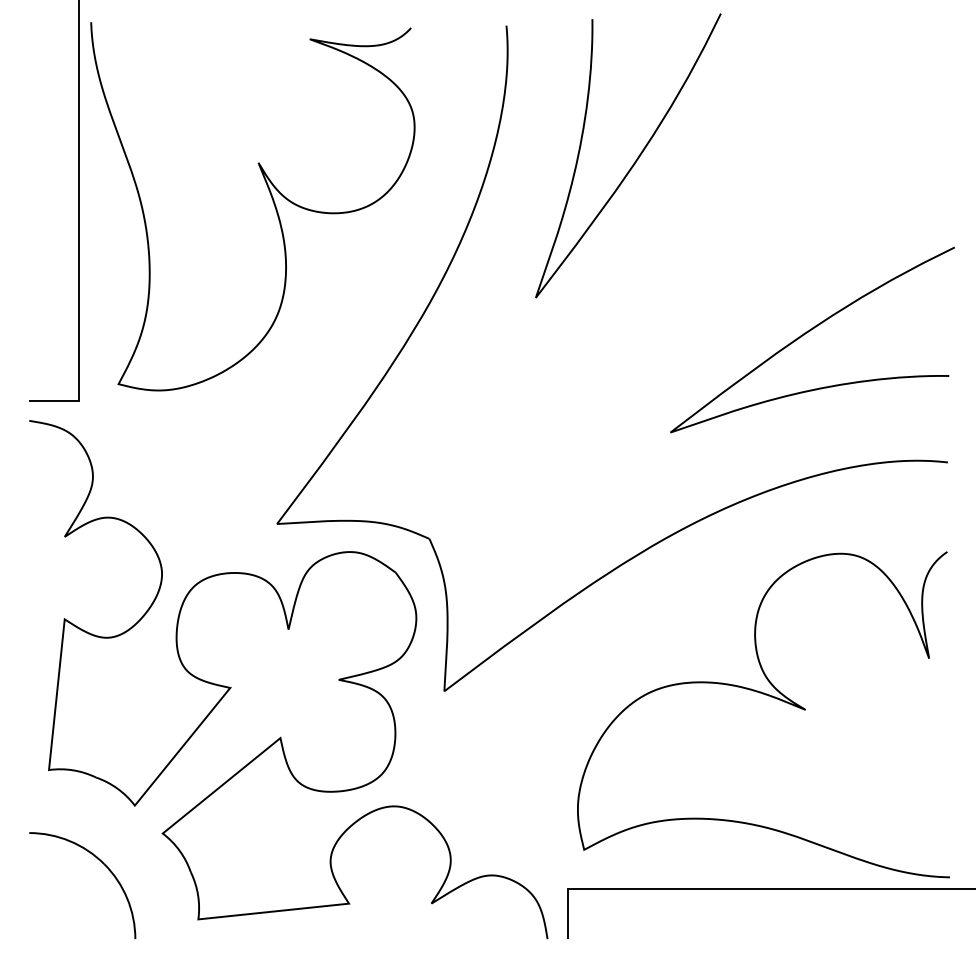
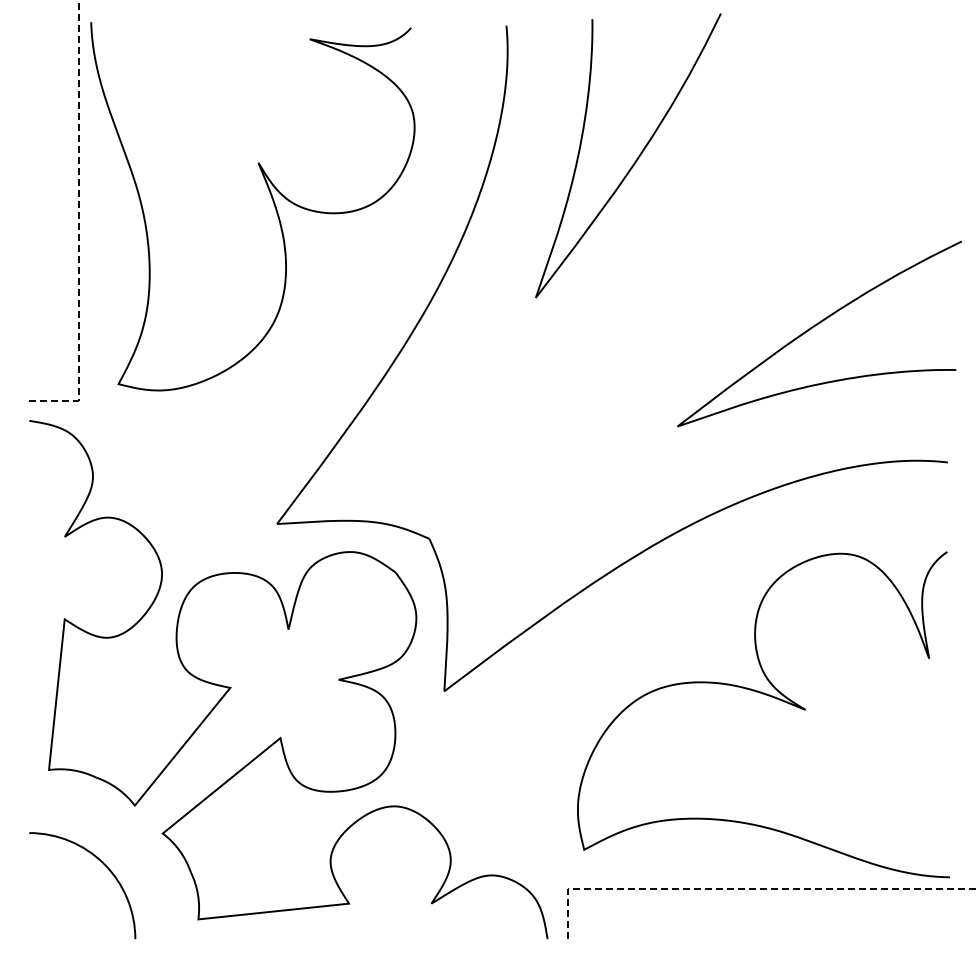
line: solid -> dashed (78, 225)
curve position: (807, 333) -> (814, 327) (814, 327)
line: solid -> dashed (746, 889)
